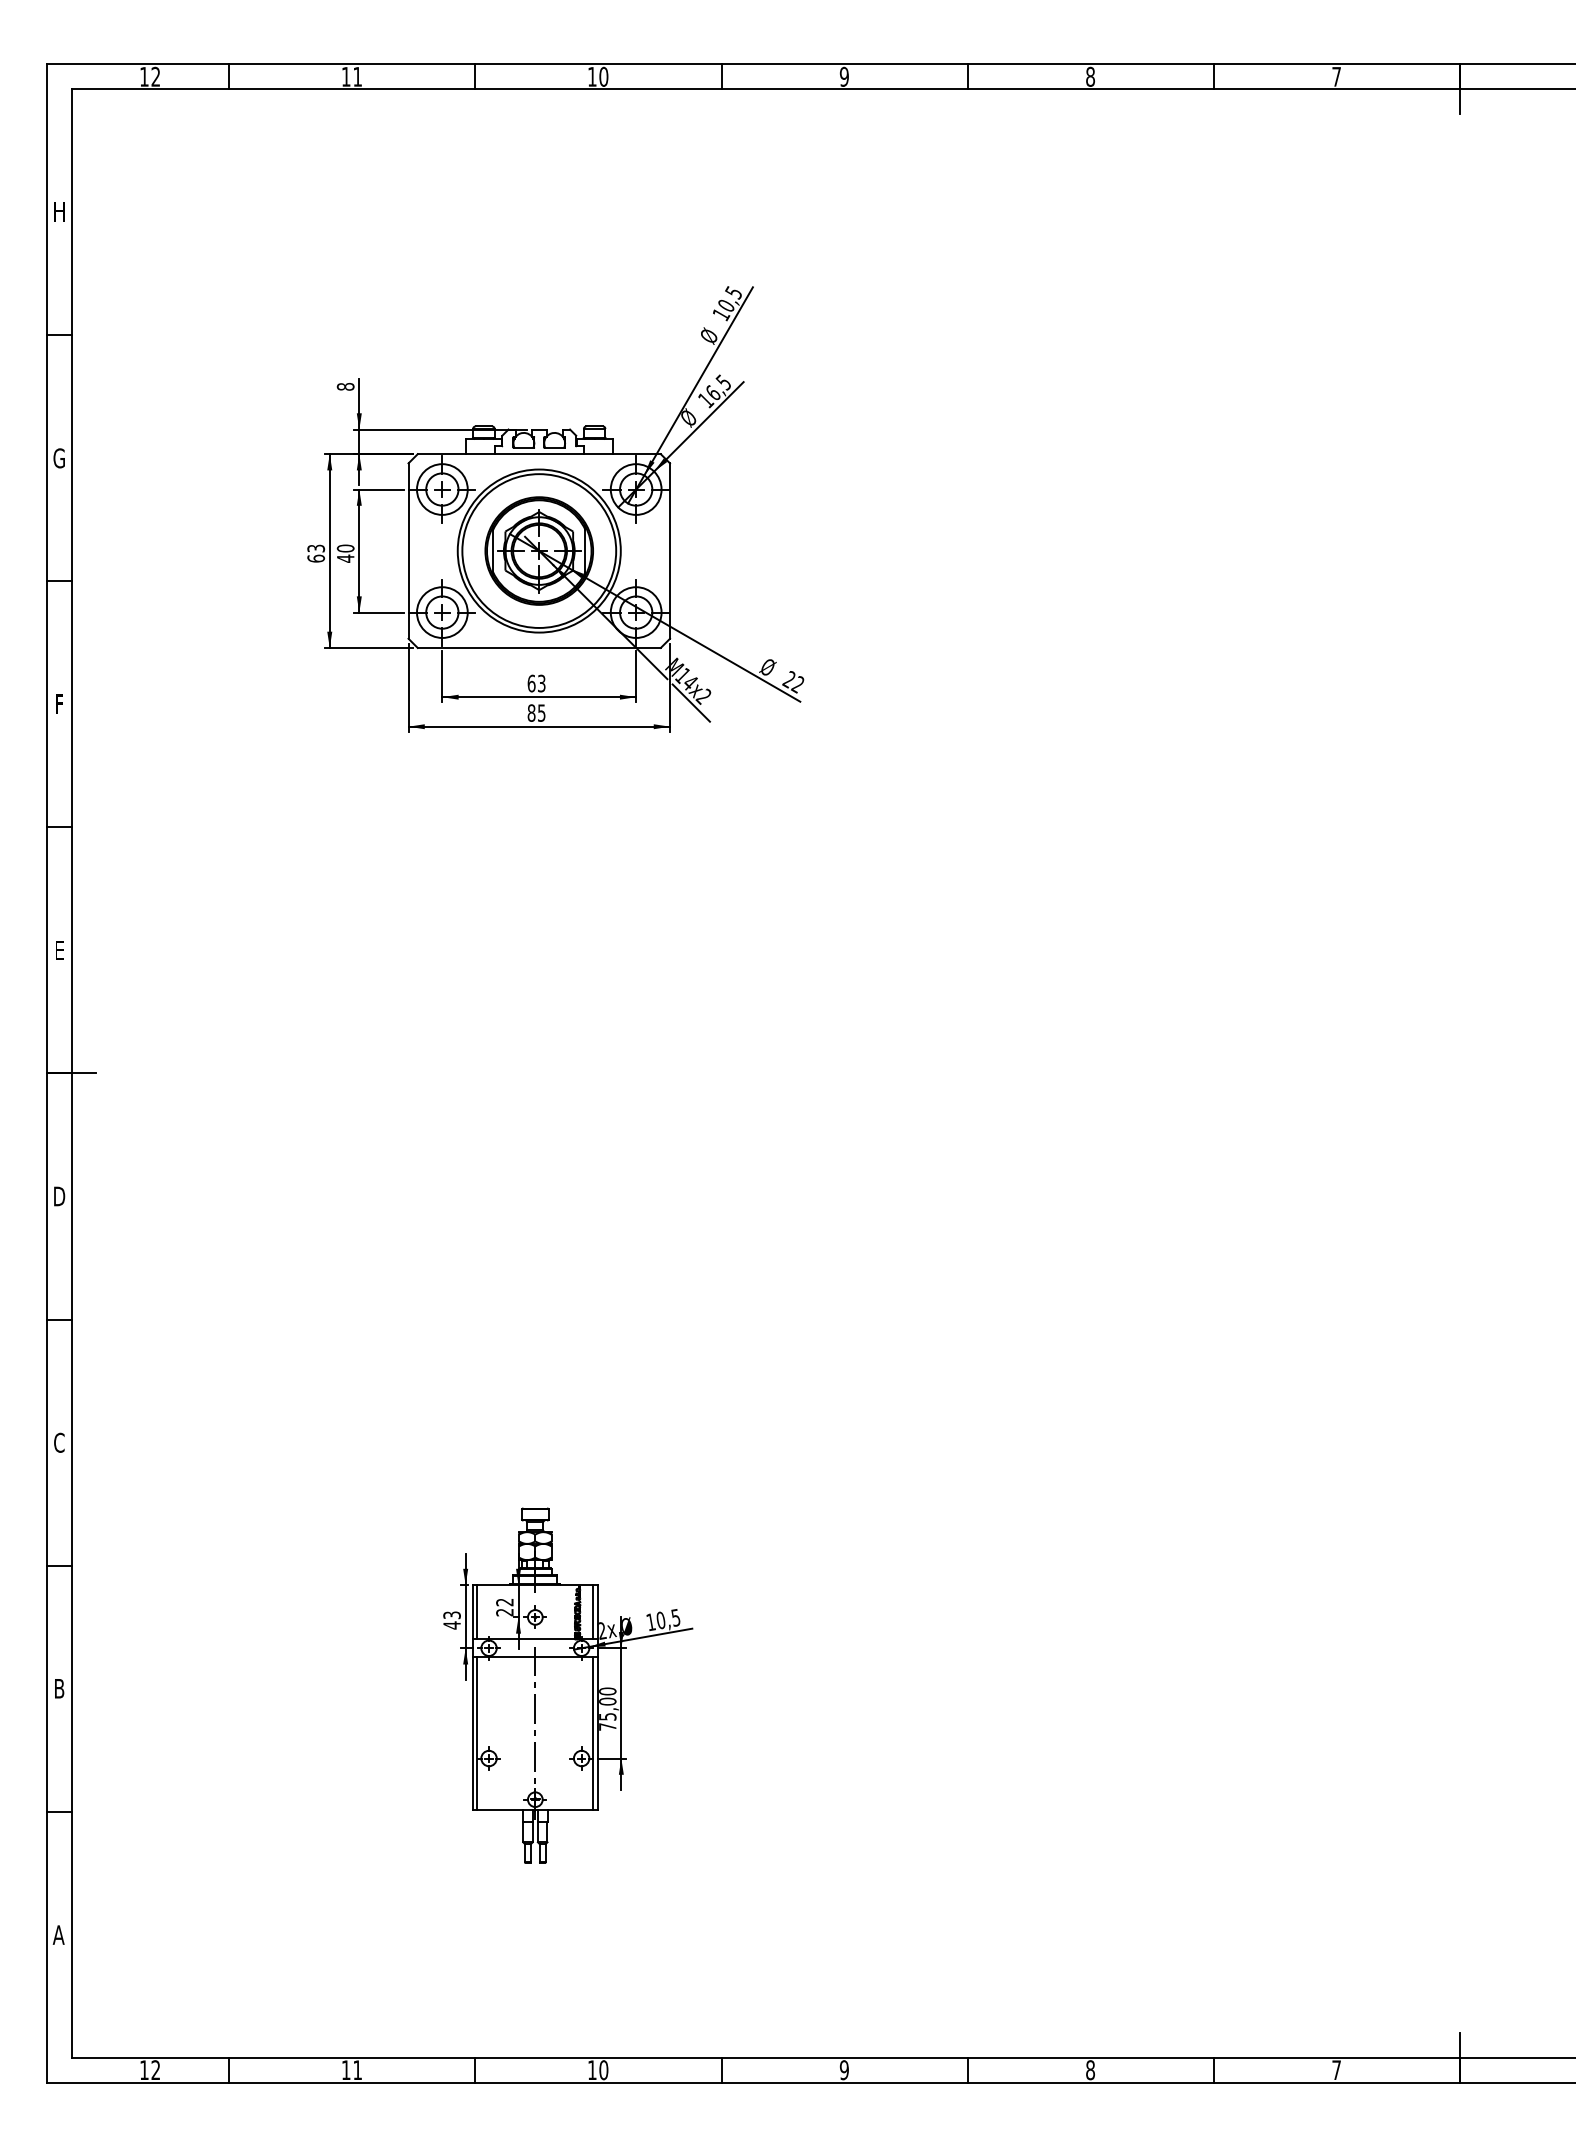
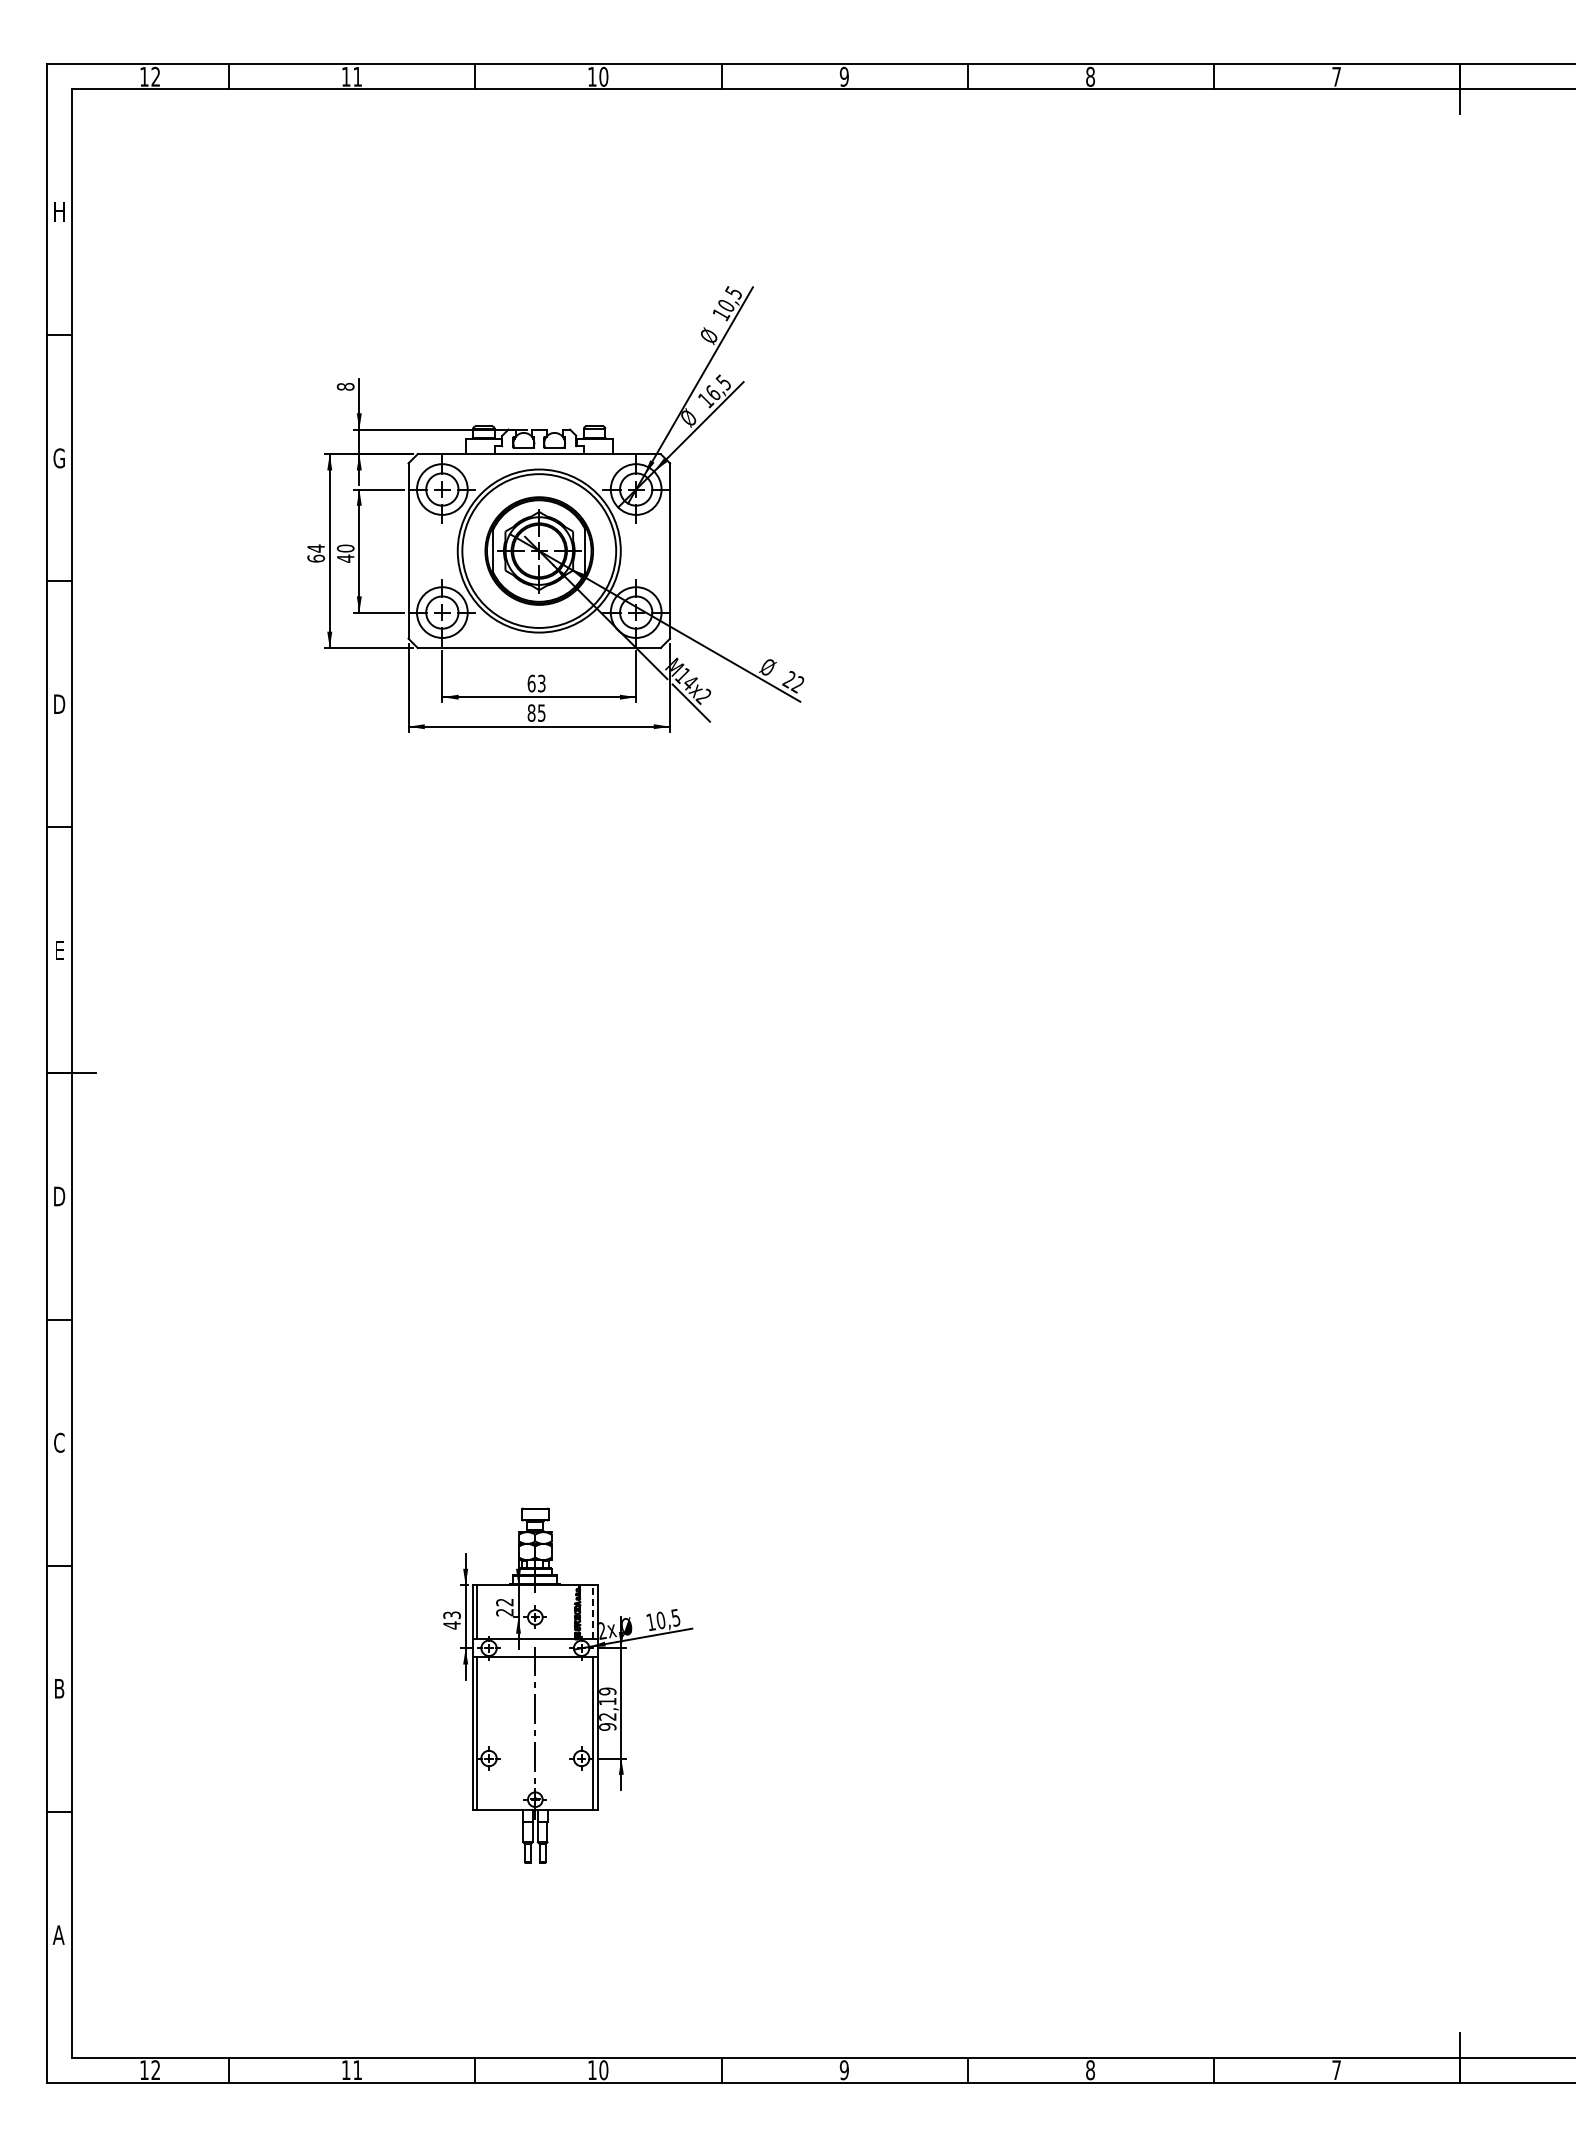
text: 63 -> 64 (316, 548)
text: F -> D (59, 703)
line: solid -> dashed (593, 1611)
text: 75,00 -> 92,19 (607, 1708)
